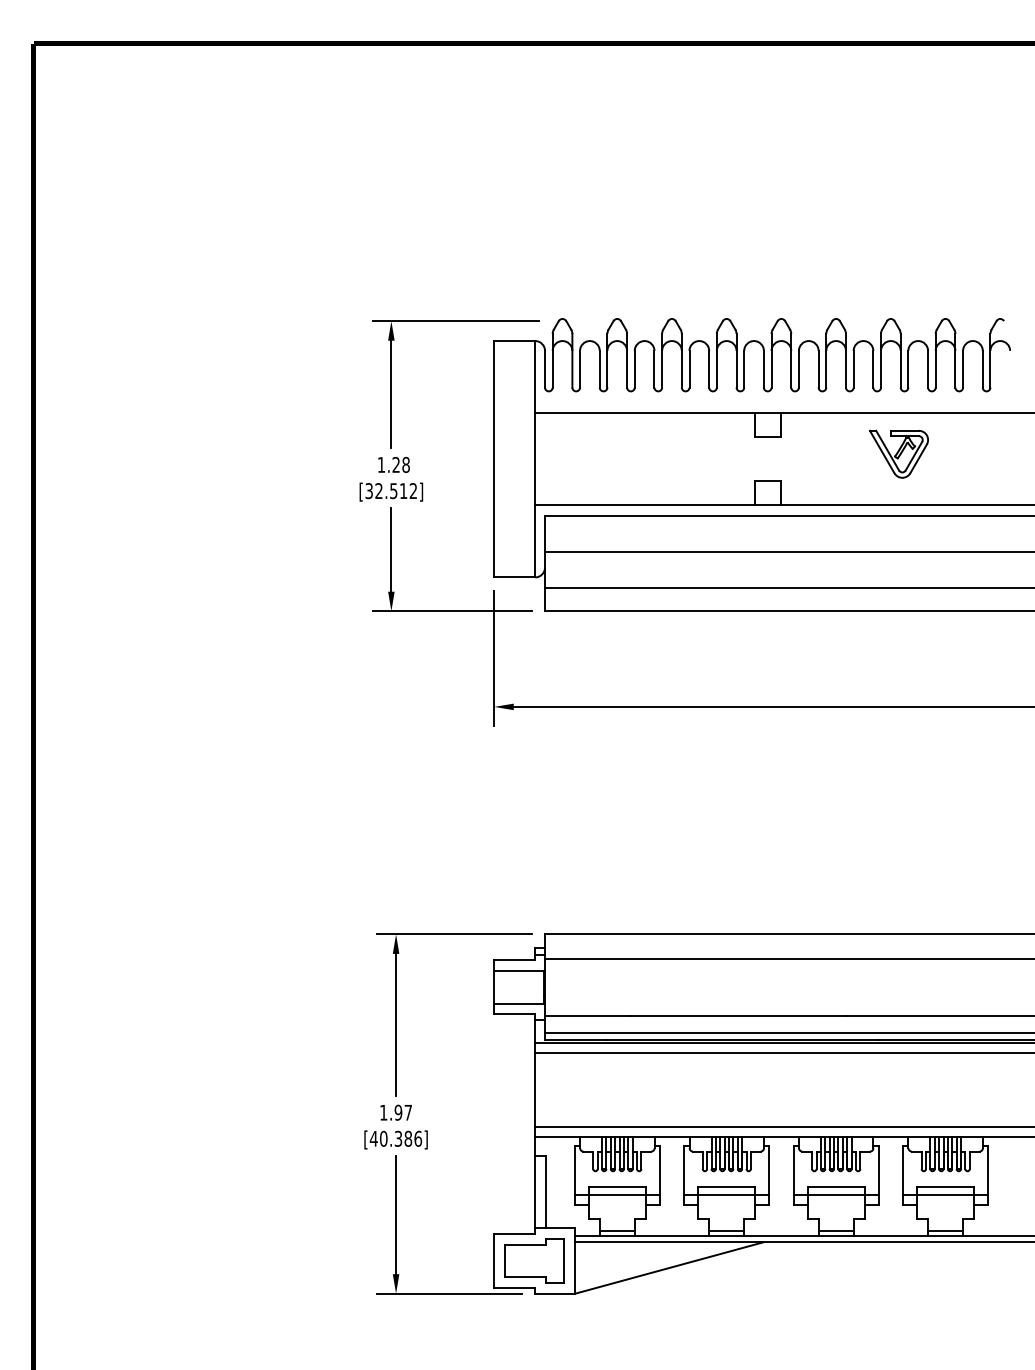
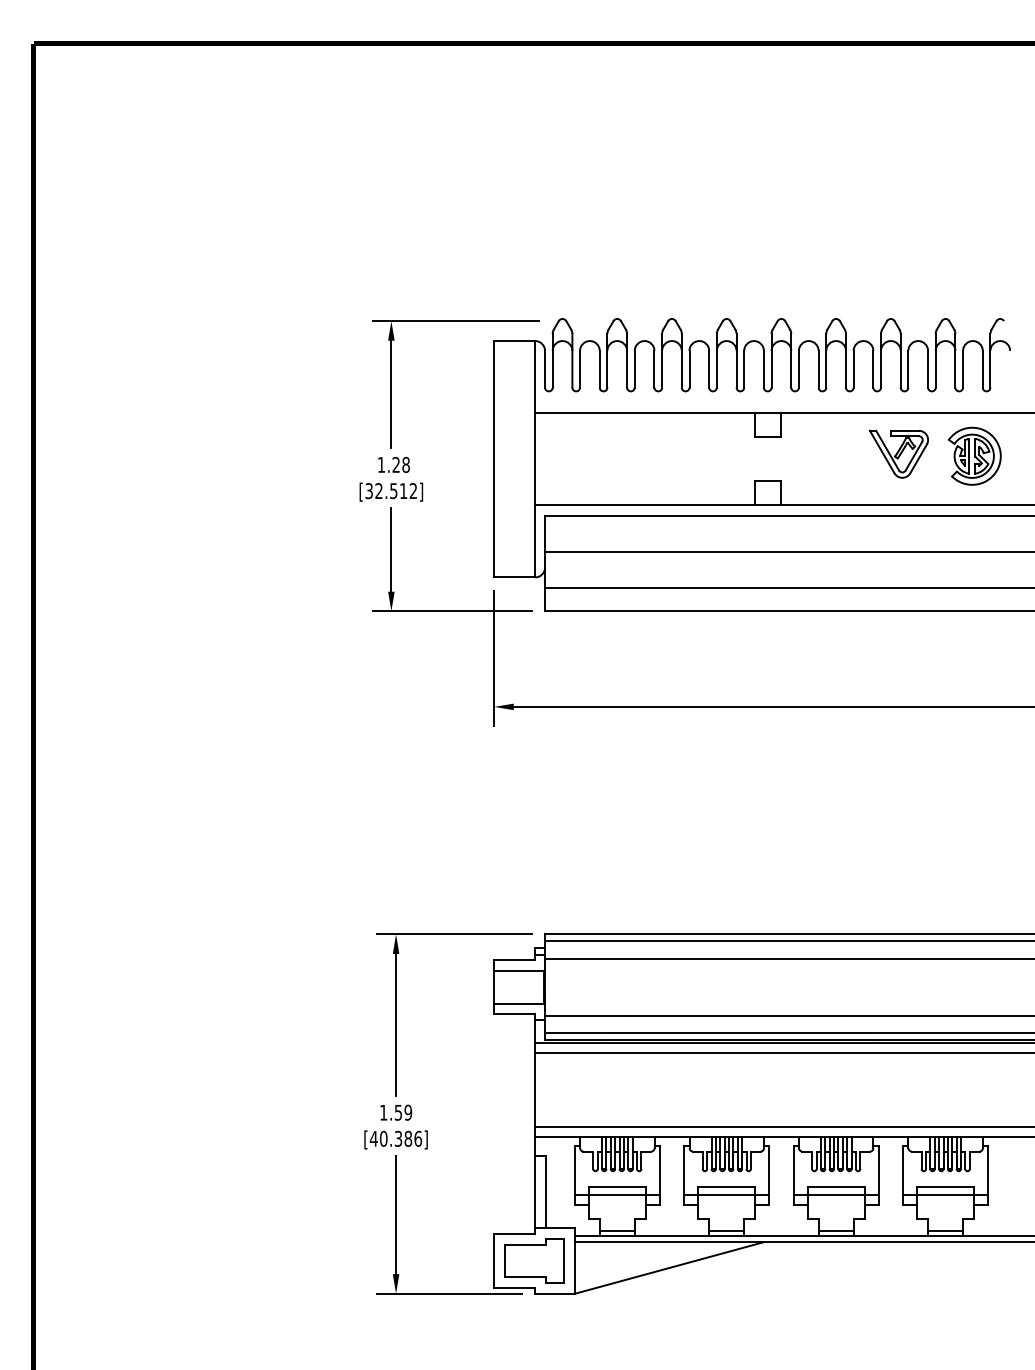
part: none -> present (974, 455)
line: none -> present (788, 941)
text: 1.97 -> 1.59 (403, 1112)
